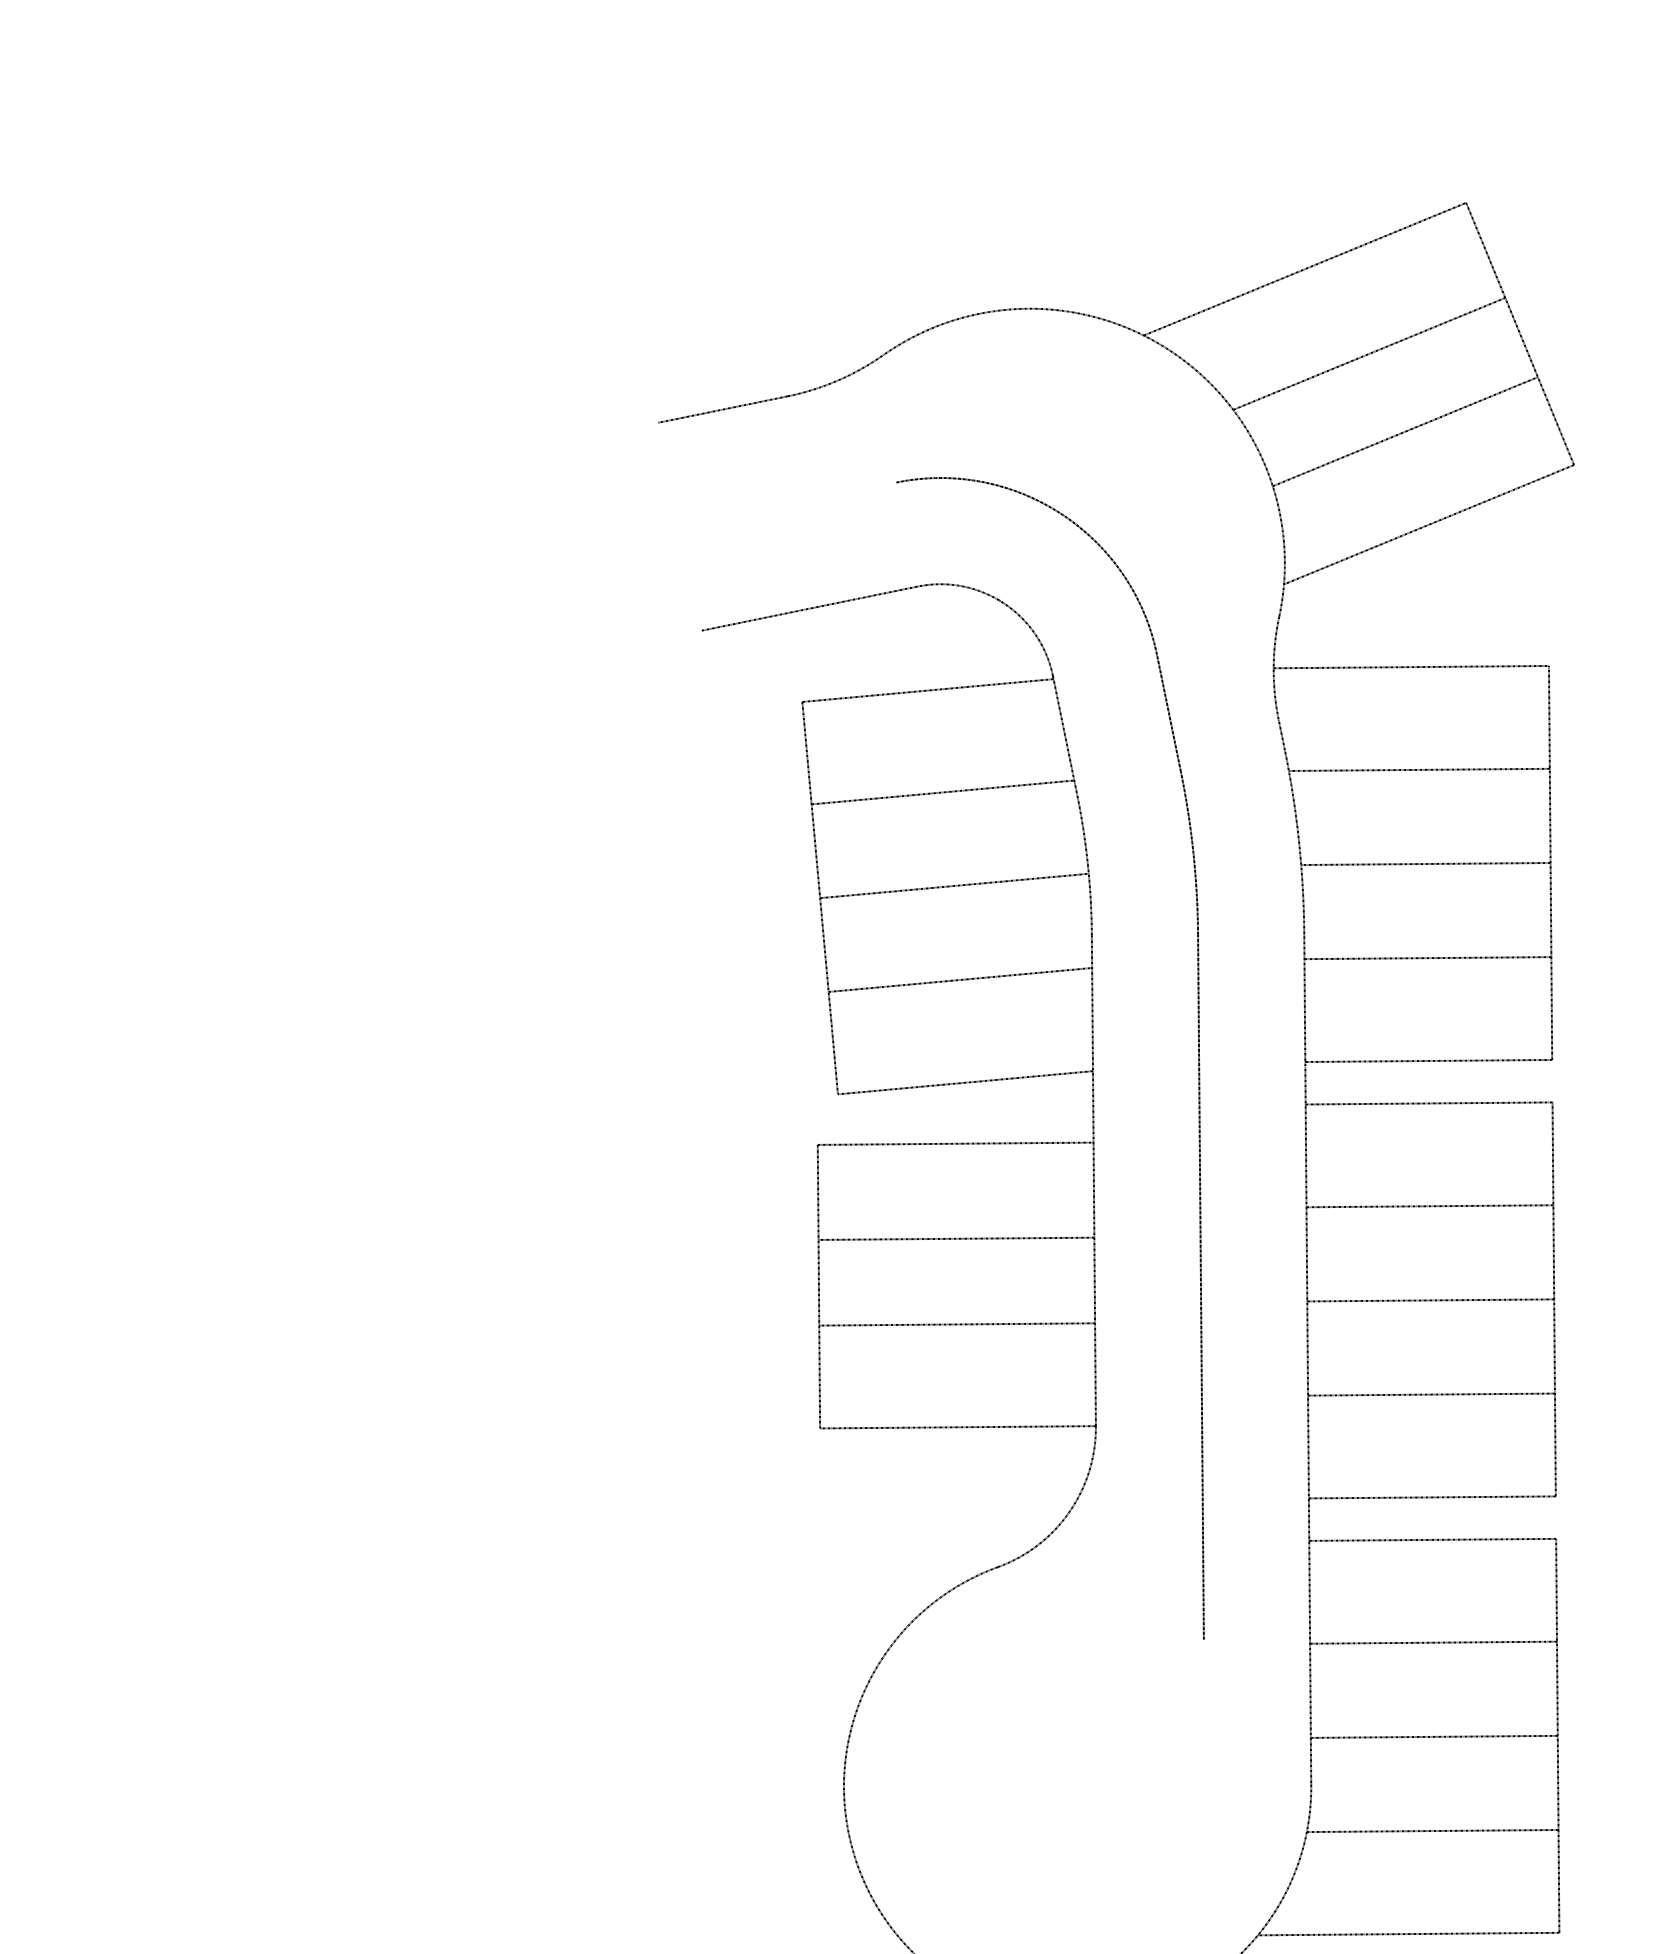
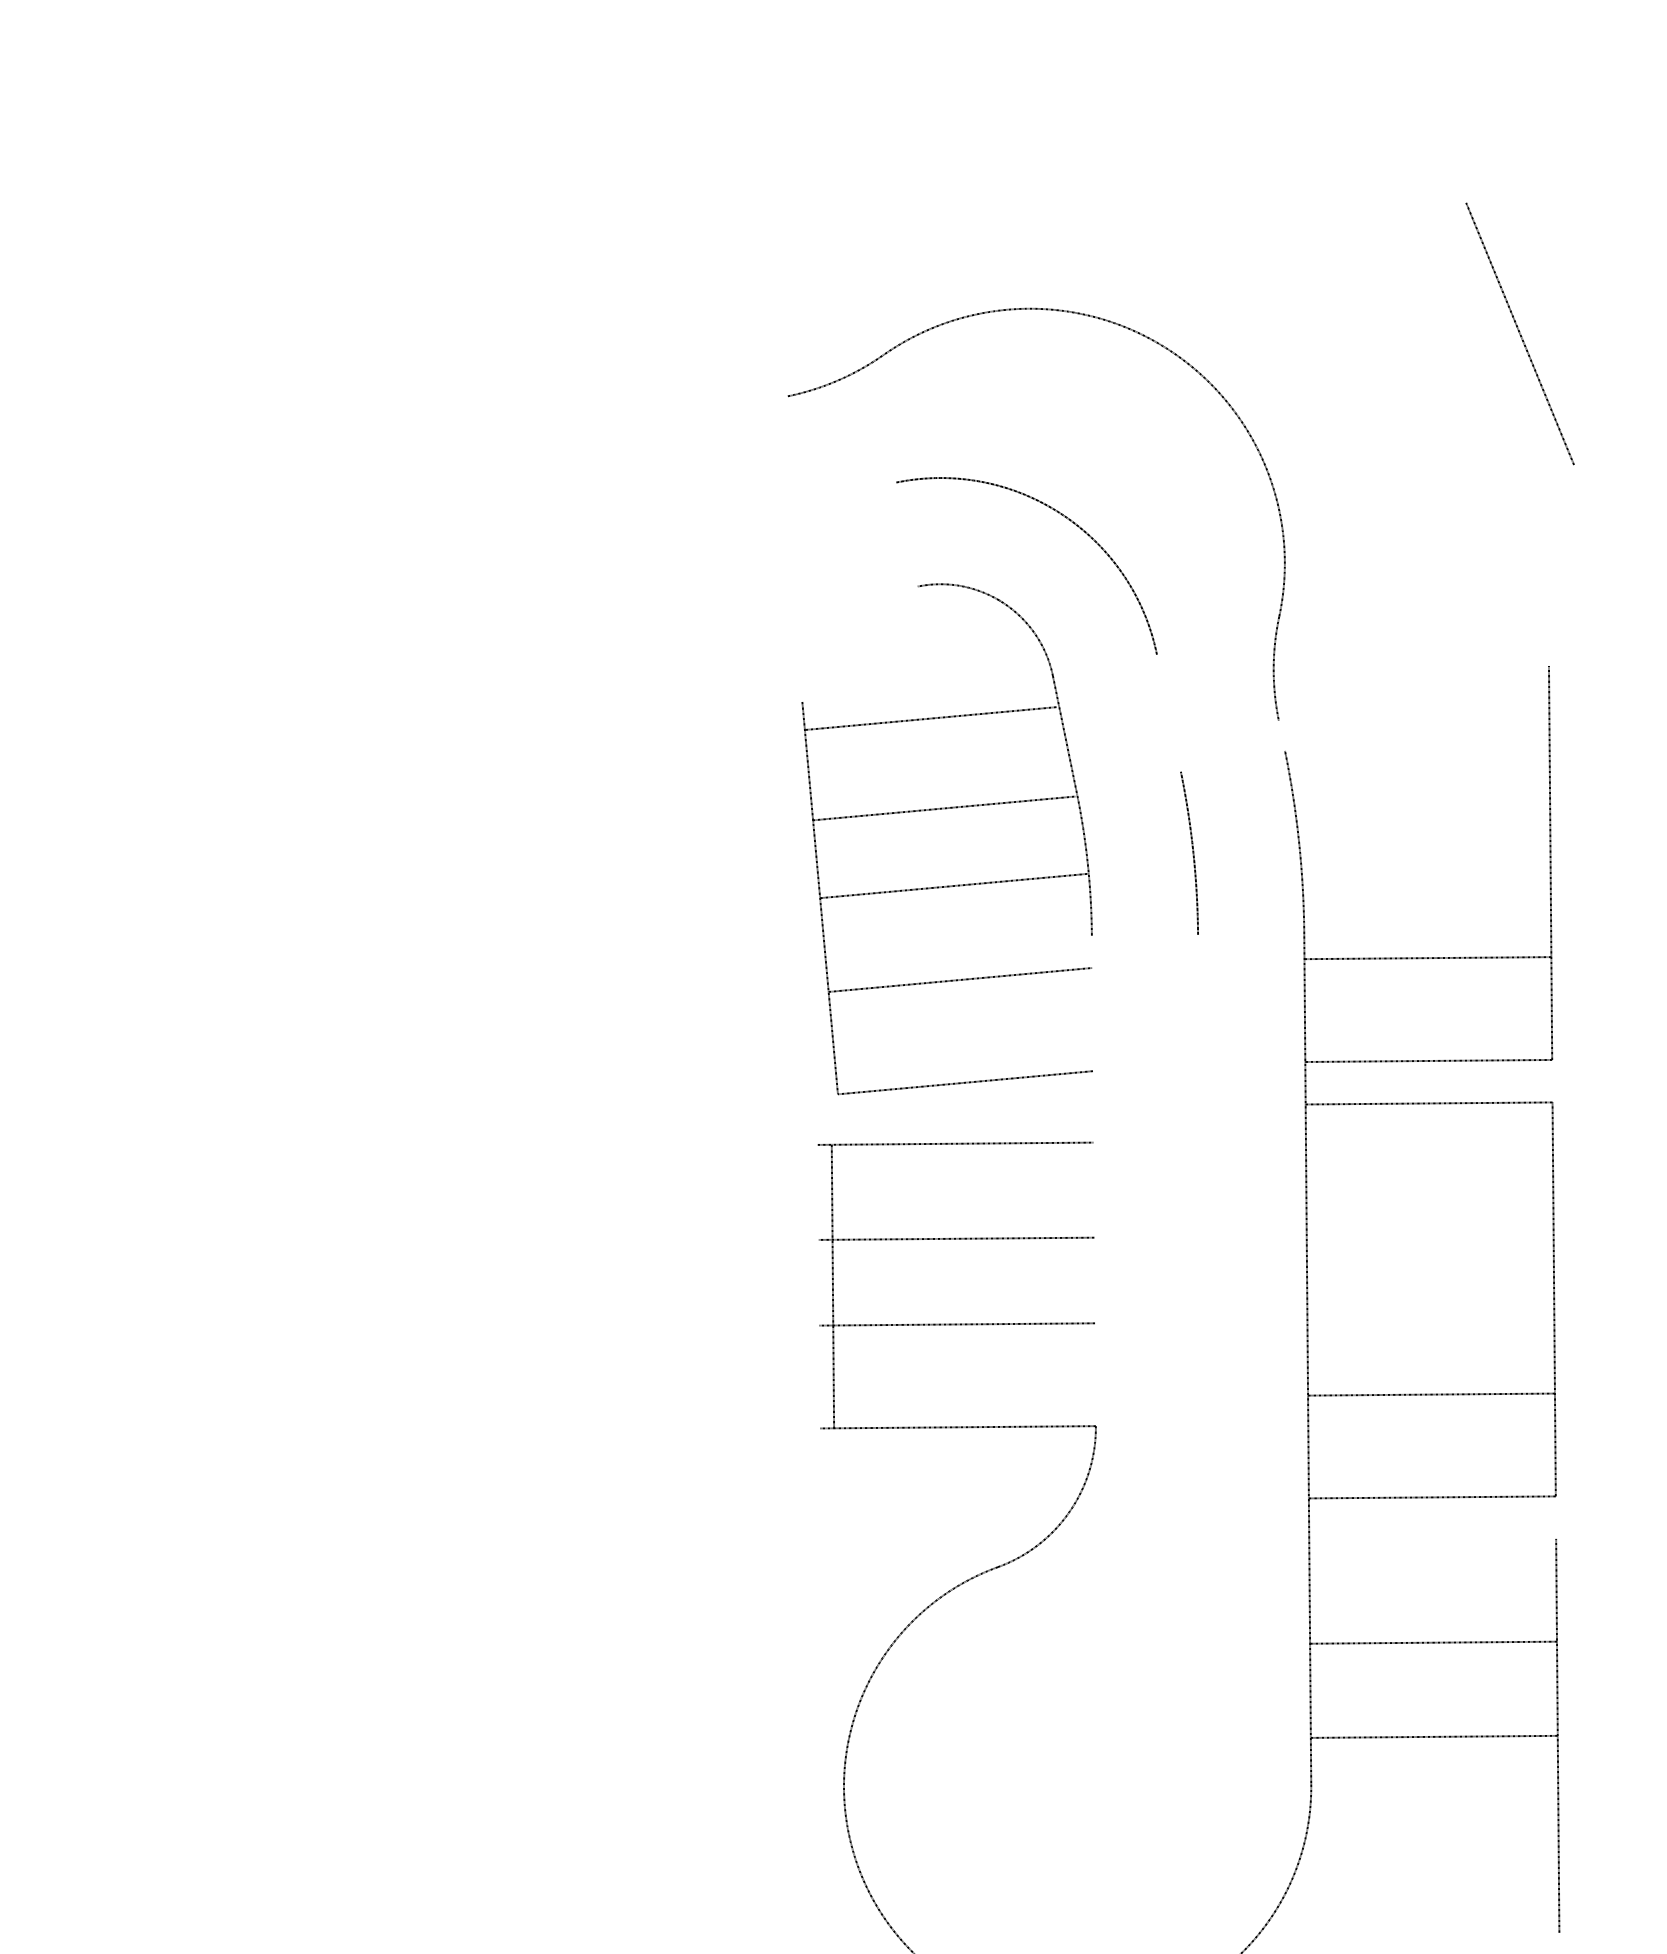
line: present -> none (1304, 268)
line: present -> none (1369, 353)
line: present -> none (722, 409)
line: present -> none (1404, 431)
line: present -> none (1429, 524)
line: present -> none (809, 608)
line: present -> none (1410, 666)
line position: (927, 690) -> (930, 718) (930, 718)
line: present -> none (1168, 712)
line: present -> none (1281, 735)
line: present -> none (1418, 769)
line position: (942, 792) -> (943, 808) (943, 808)
line: present -> none (1425, 863)
line: present -> none (1093, 1180)
line: present -> none (1429, 1206)
line position: (818, 1286) -> (832, 1286) (832, 1286)
line: present -> none (1200, 1286)
line: present -> none (1430, 1300)
line: present -> none (1432, 1539)
line: present -> none (1432, 1830)
line: present -> none (1408, 1933)
